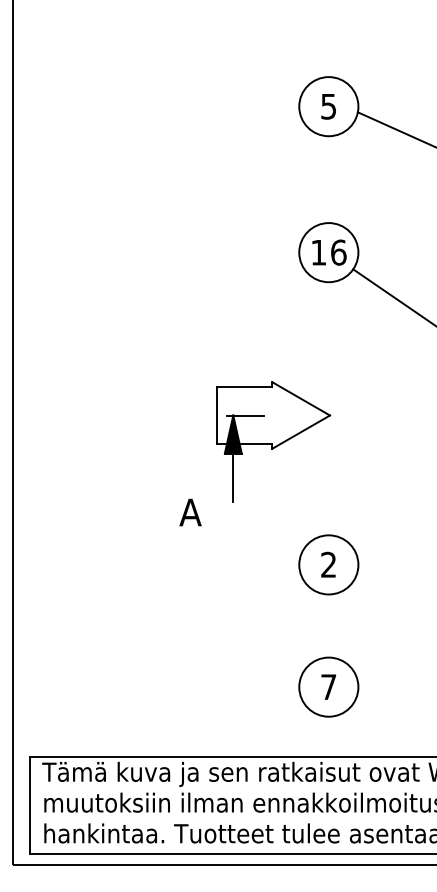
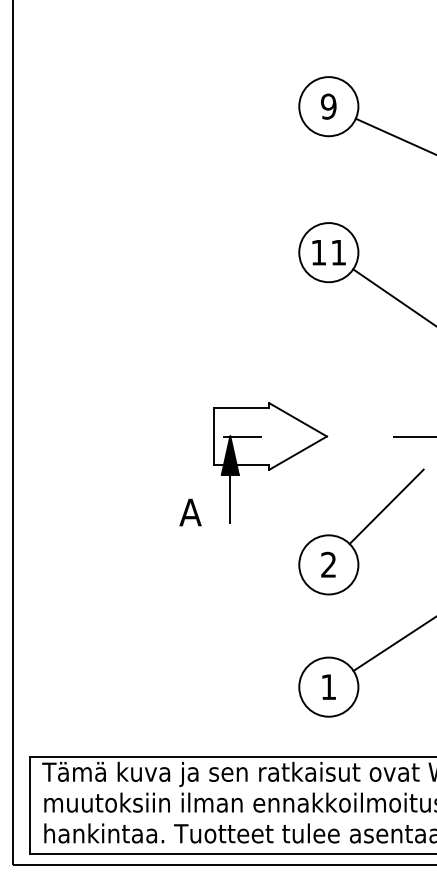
text: 5 -> 9 (328, 106)
line position: (395, 129) -> (394, 135) (394, 135)
text: 16 -> 11 (338, 252)
line: none -> present (412, 436)
part position: (273, 441) -> (270, 462) (270, 462)
line: none -> present (386, 506)
line: none -> present (393, 644)
text: 7 -> 1 (328, 686)
